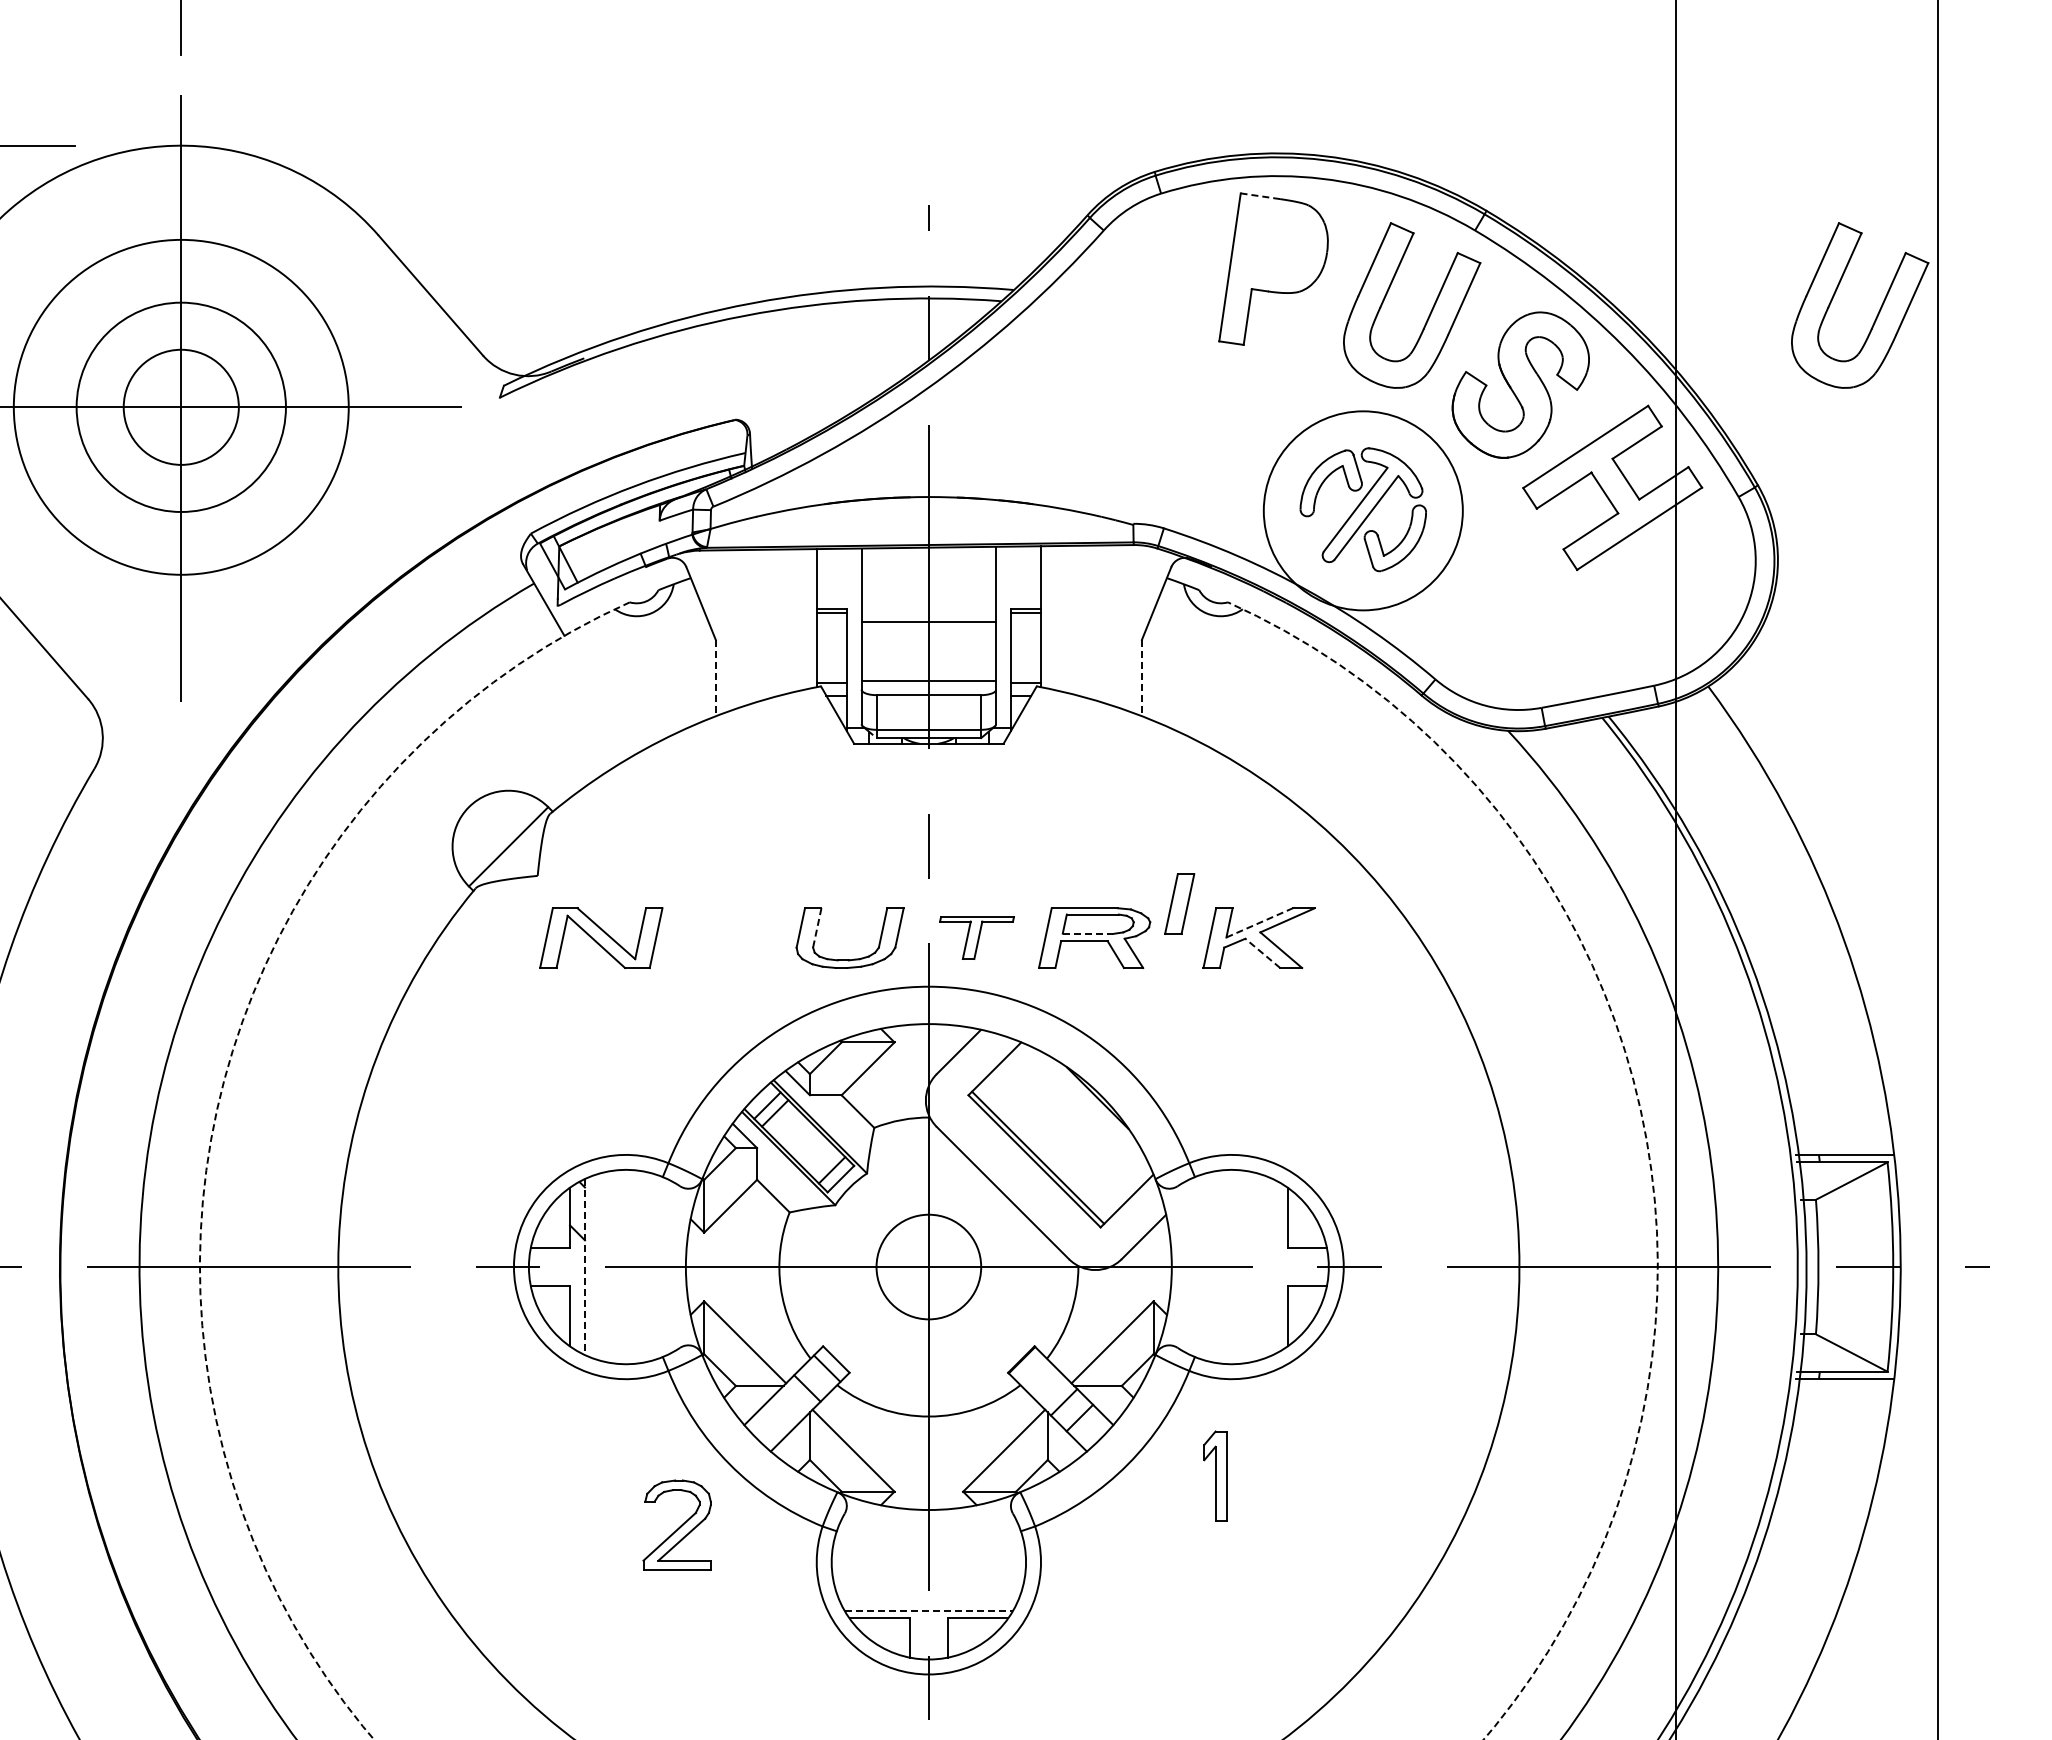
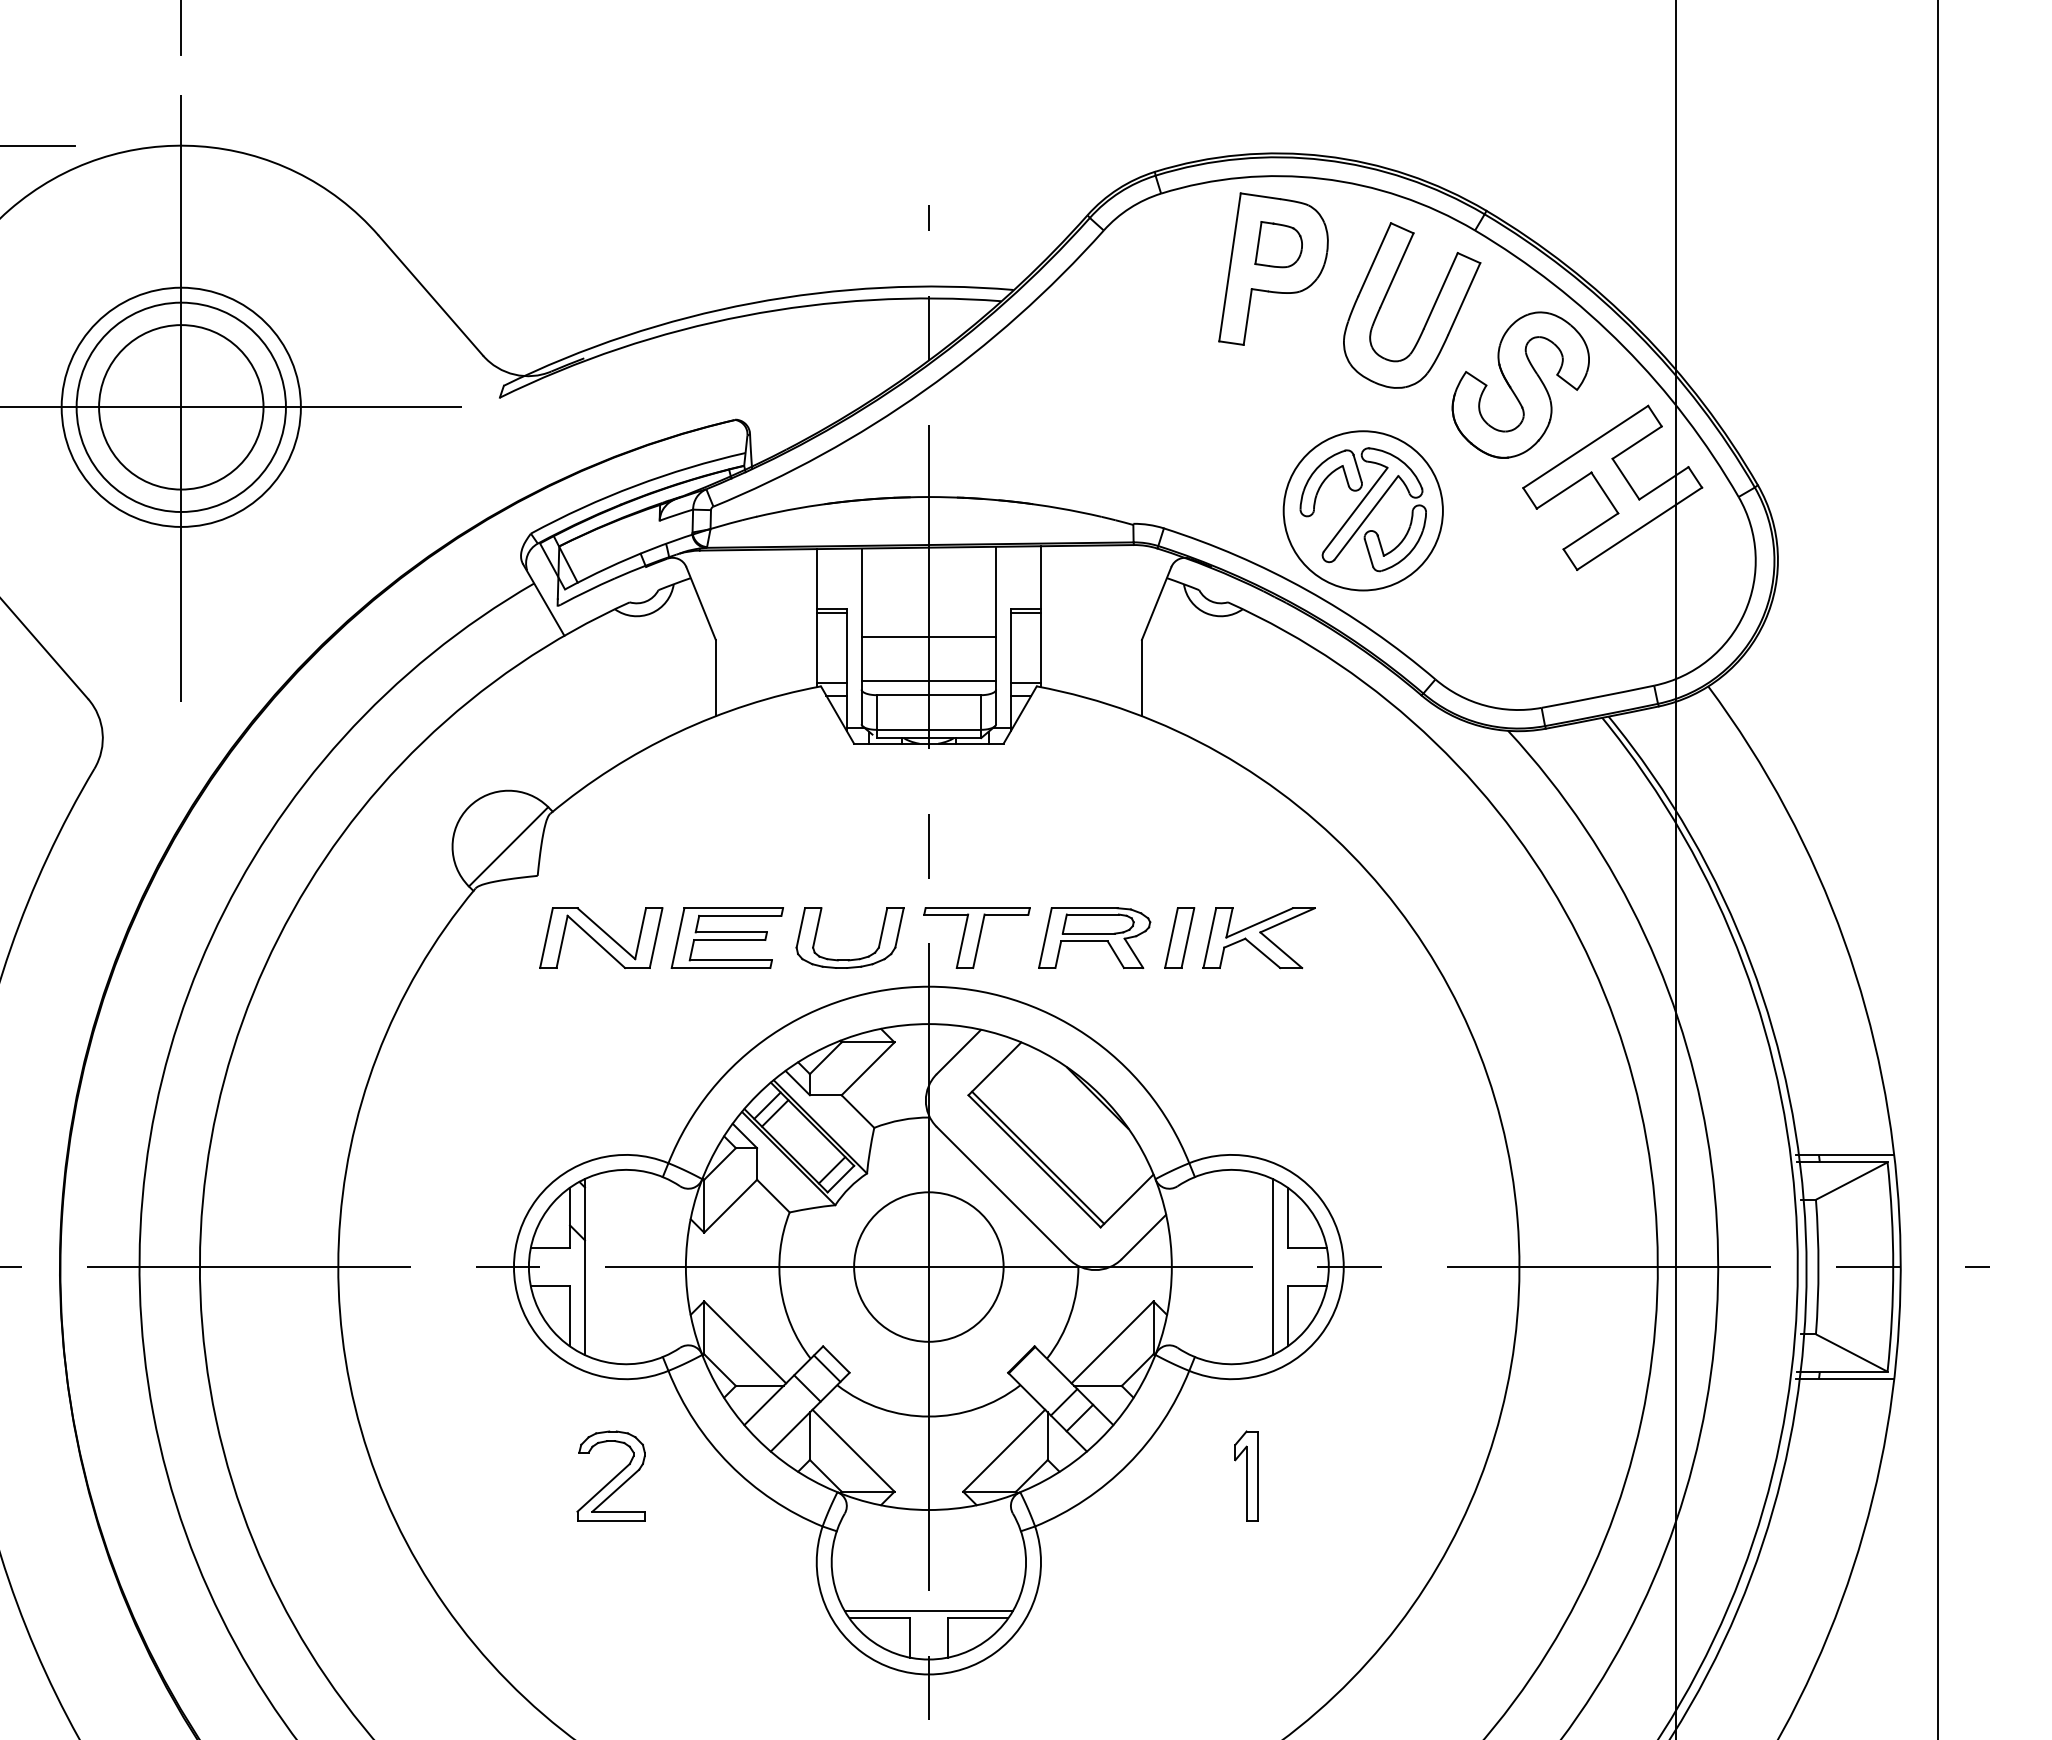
line: dashed -> solid (1260, 196)
part: none -> present (1278, 244)
part: present -> none (1877, 313)
circle diameter: 115 px -> 164 px (181, 407)
circle diameter: 335 px -> 239 px (180, 406)
circle diameter: 199 px -> 159 px (1362, 510)
line position: (928, 621) -> (928, 636) (928, 636)
line: dashed -> solid (715, 678)
line: dashed -> solid (1141, 678)
part position: (1179, 903) -> (1179, 937) (1179, 937)
line: dashed -> solid (1260, 922)
line: dashed -> solid (817, 928)
line: dashed -> solid (1089, 933)
part: none -> present (726, 937)
part size: 76x44 px -> 108x62 px (976, 937)
line: dashed -> solid (1262, 953)
circle diameter: 105 px -> 150 px (928, 1266)
line: dashed -> solid (584, 1267)
line: none -> present (1272, 1267)
part position: (1215, 1475) -> (1246, 1475) (1246, 1475)
part position: (676, 1524) -> (610, 1475) (610, 1475)
line: dashed -> solid (929, 1610)
arc: dashed -> solid (1483, 1739)
